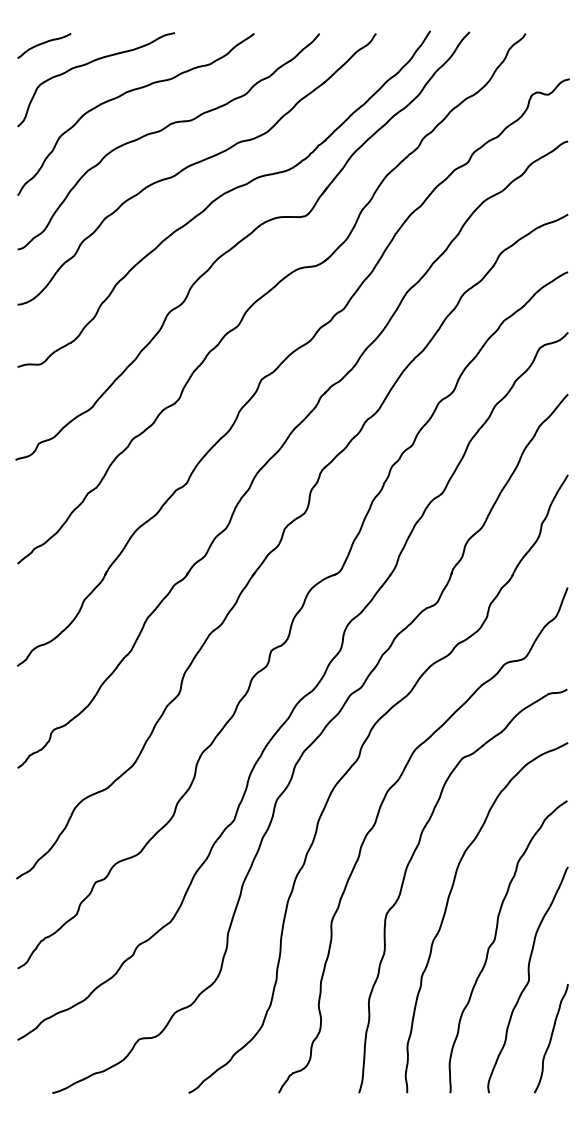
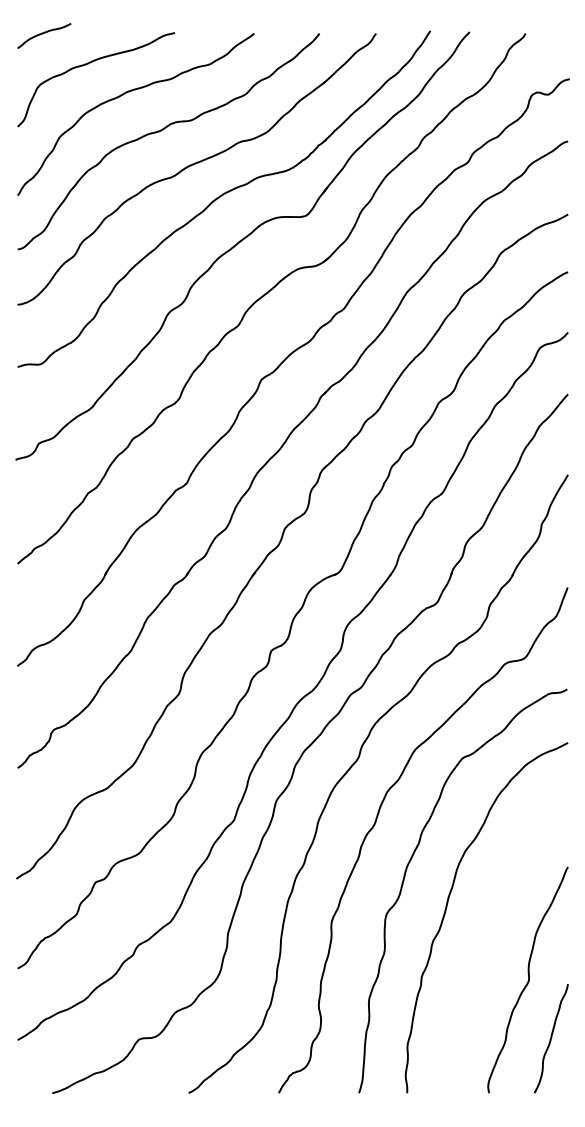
curve position: (43, 44) -> (43, 34) (43, 34)
curve: present -> none (495, 940)
